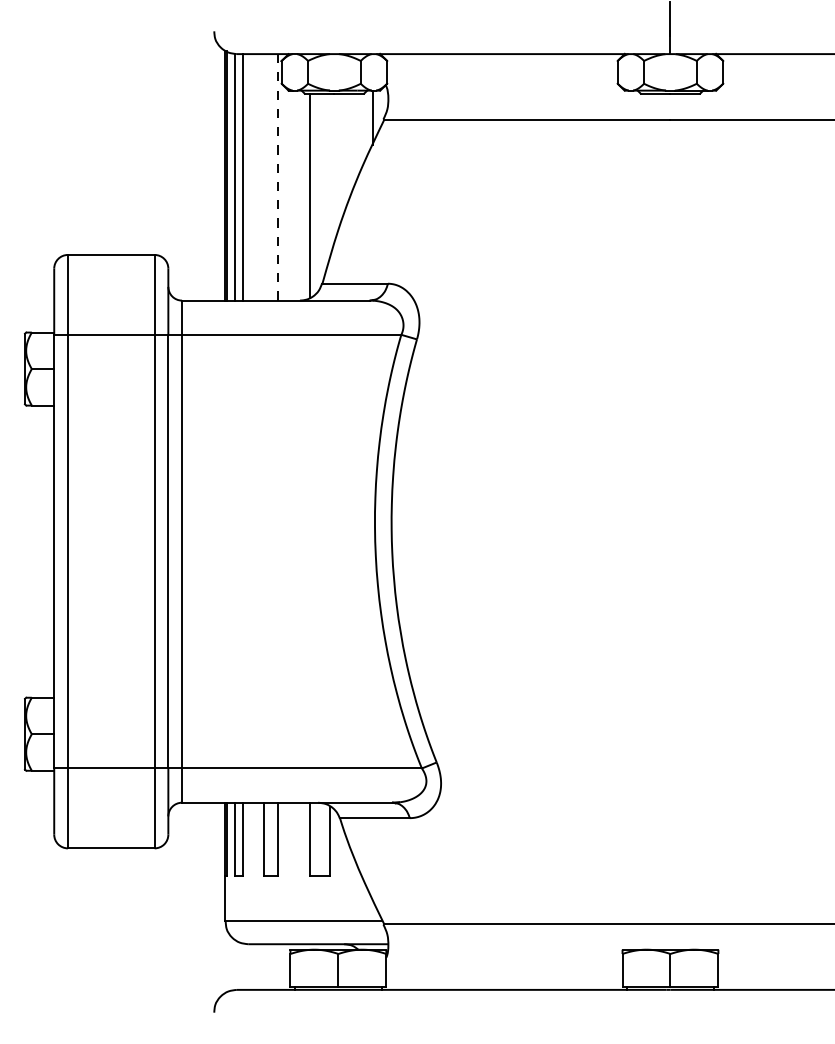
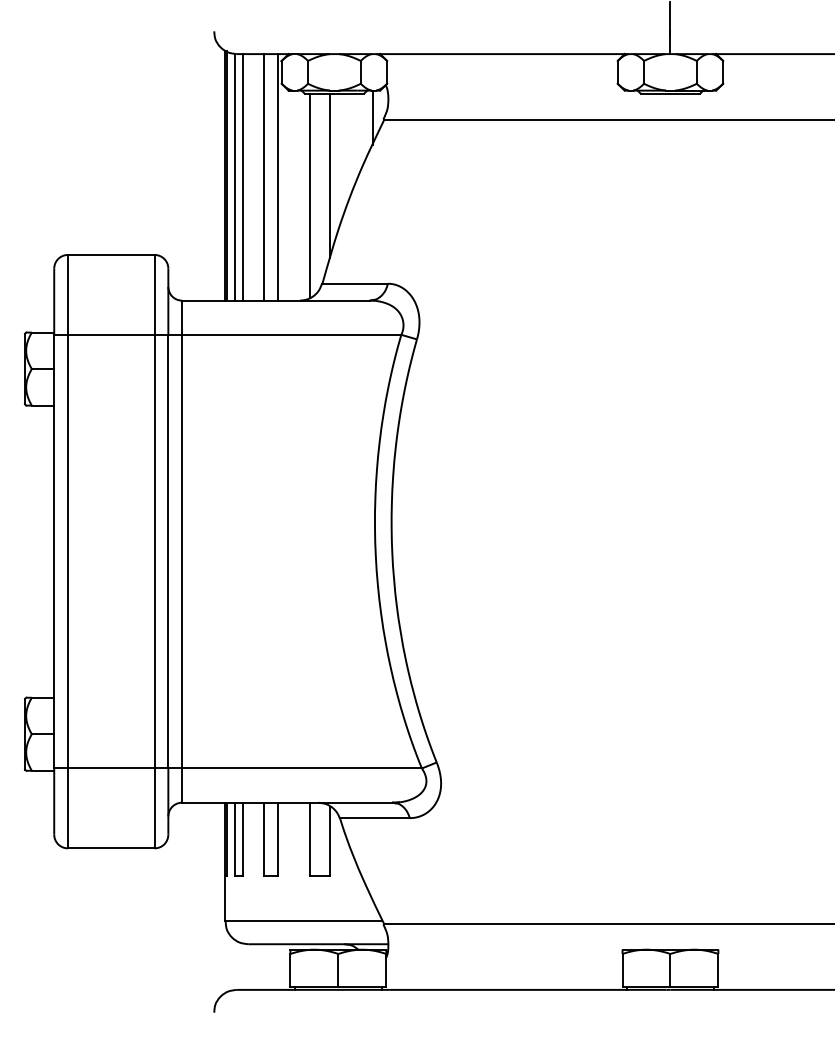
line: none -> present (330, 175)
line: dashed -> solid (277, 176)
line: none -> present (263, 177)
